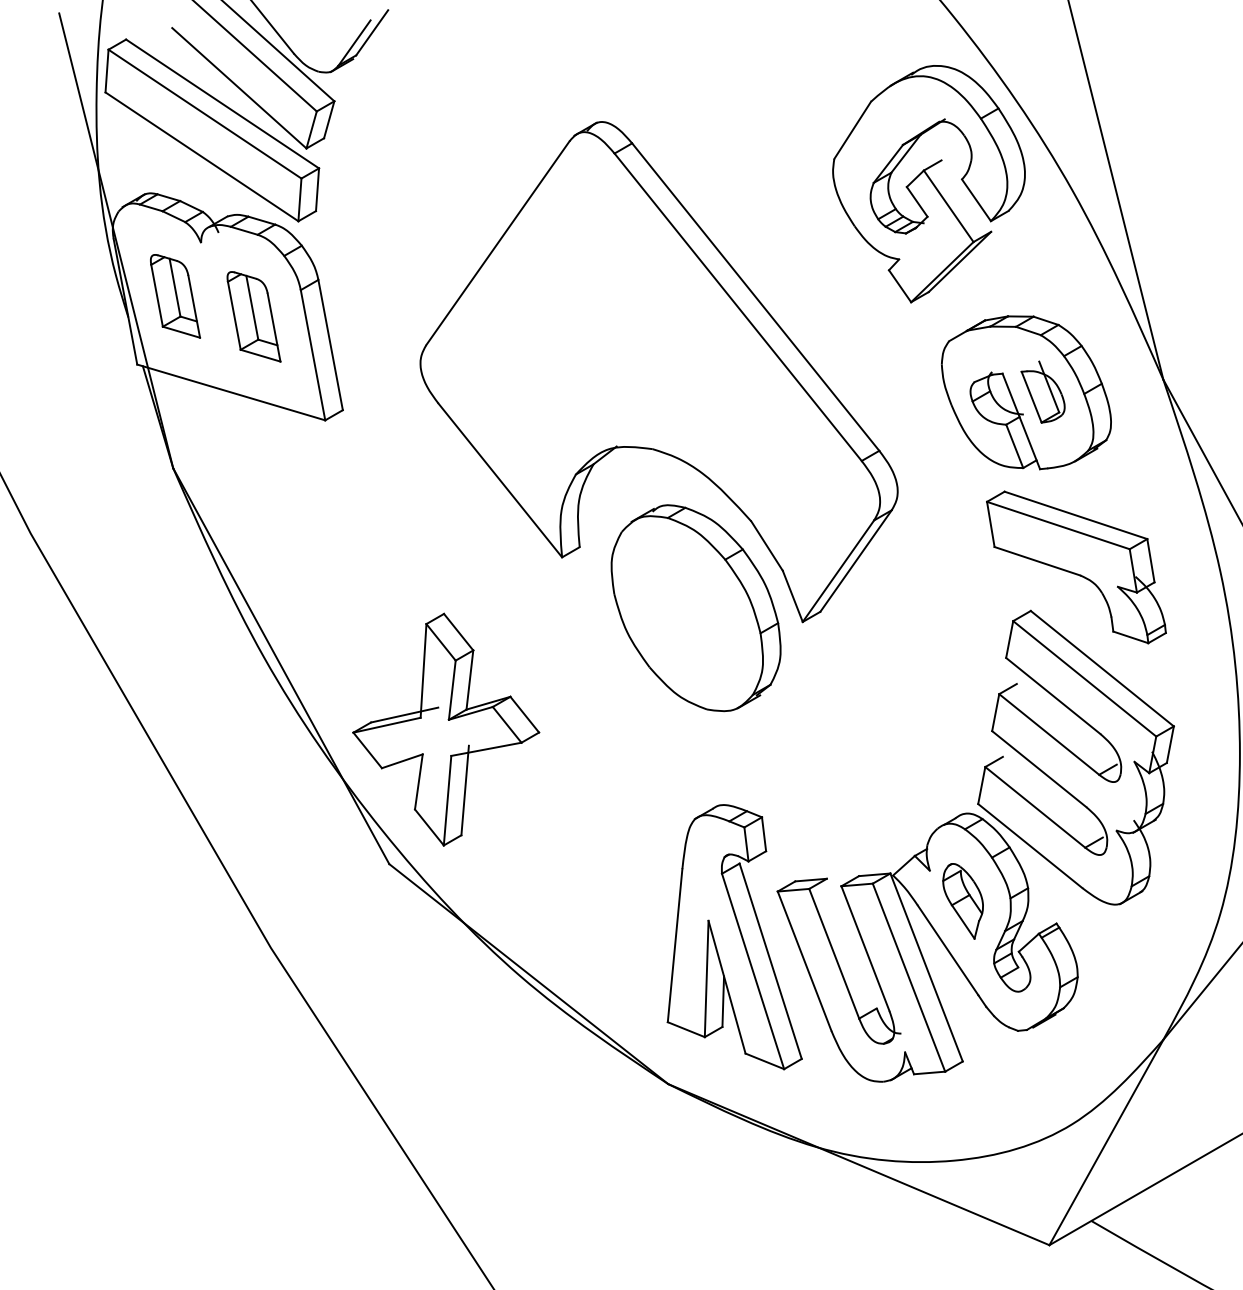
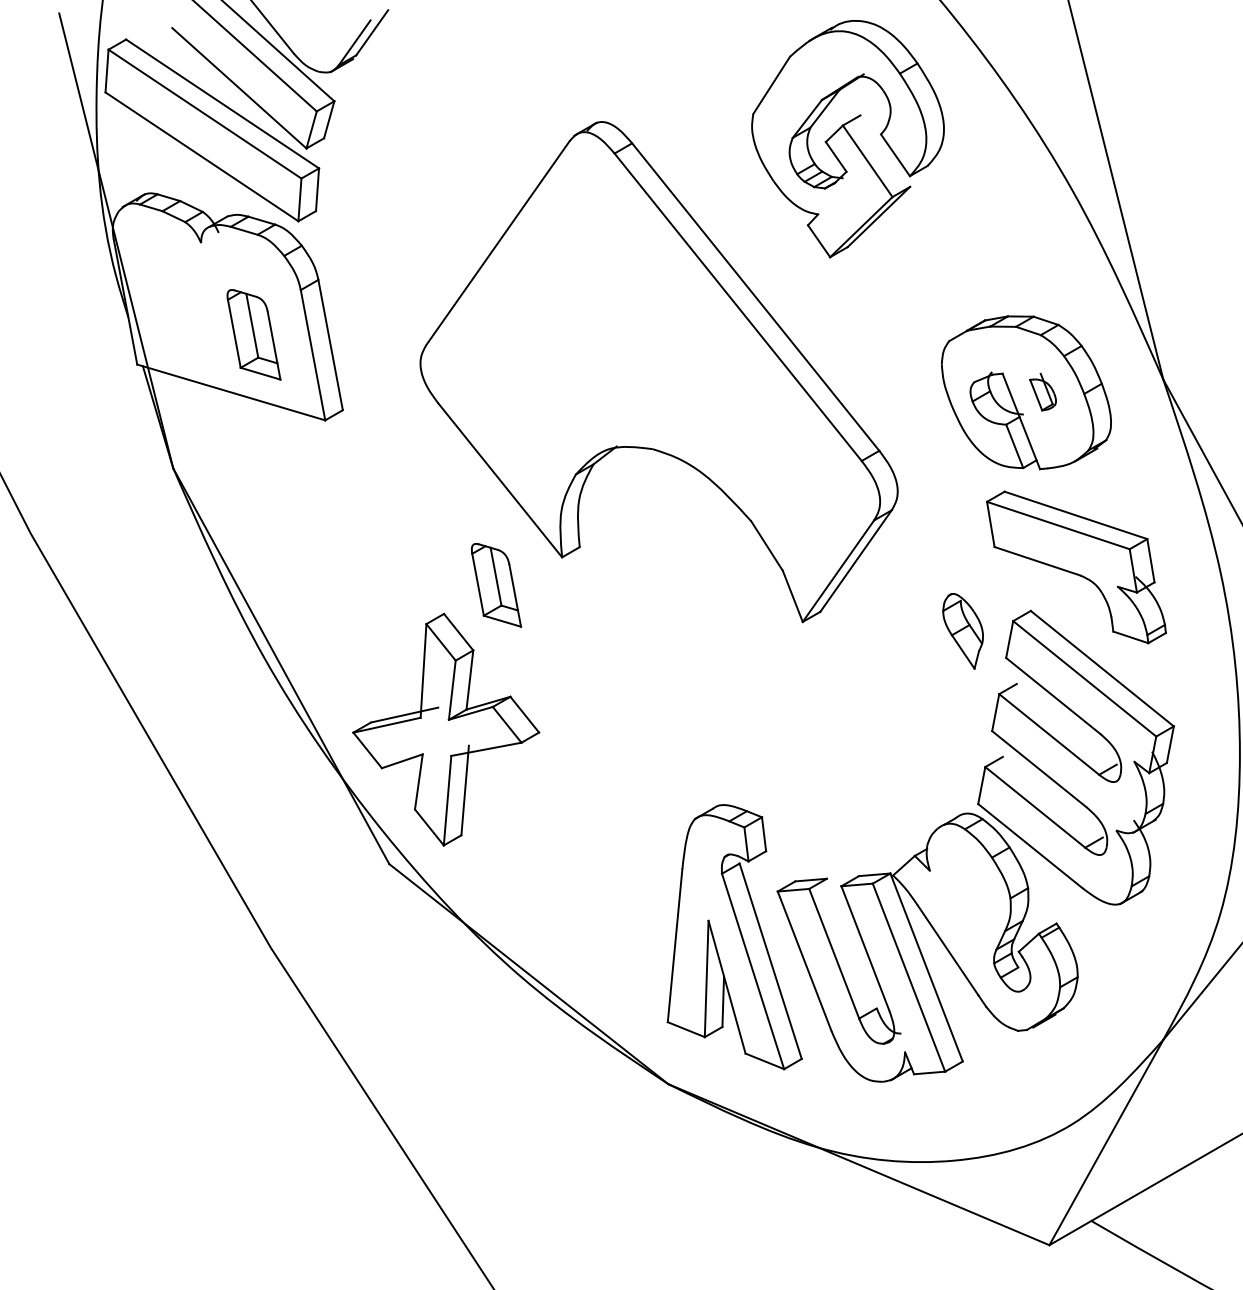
part position: (928, 184) -> (847, 139) (847, 139)
part position: (175, 296) -> (496, 585) (496, 585)
part position: (253, 316) -> (253, 334) (253, 334)
part size: 46x64 px -> 28x40 px (1042, 391)
part: present -> none (695, 608)
part position: (962, 901) -> (962, 631) (962, 631)
